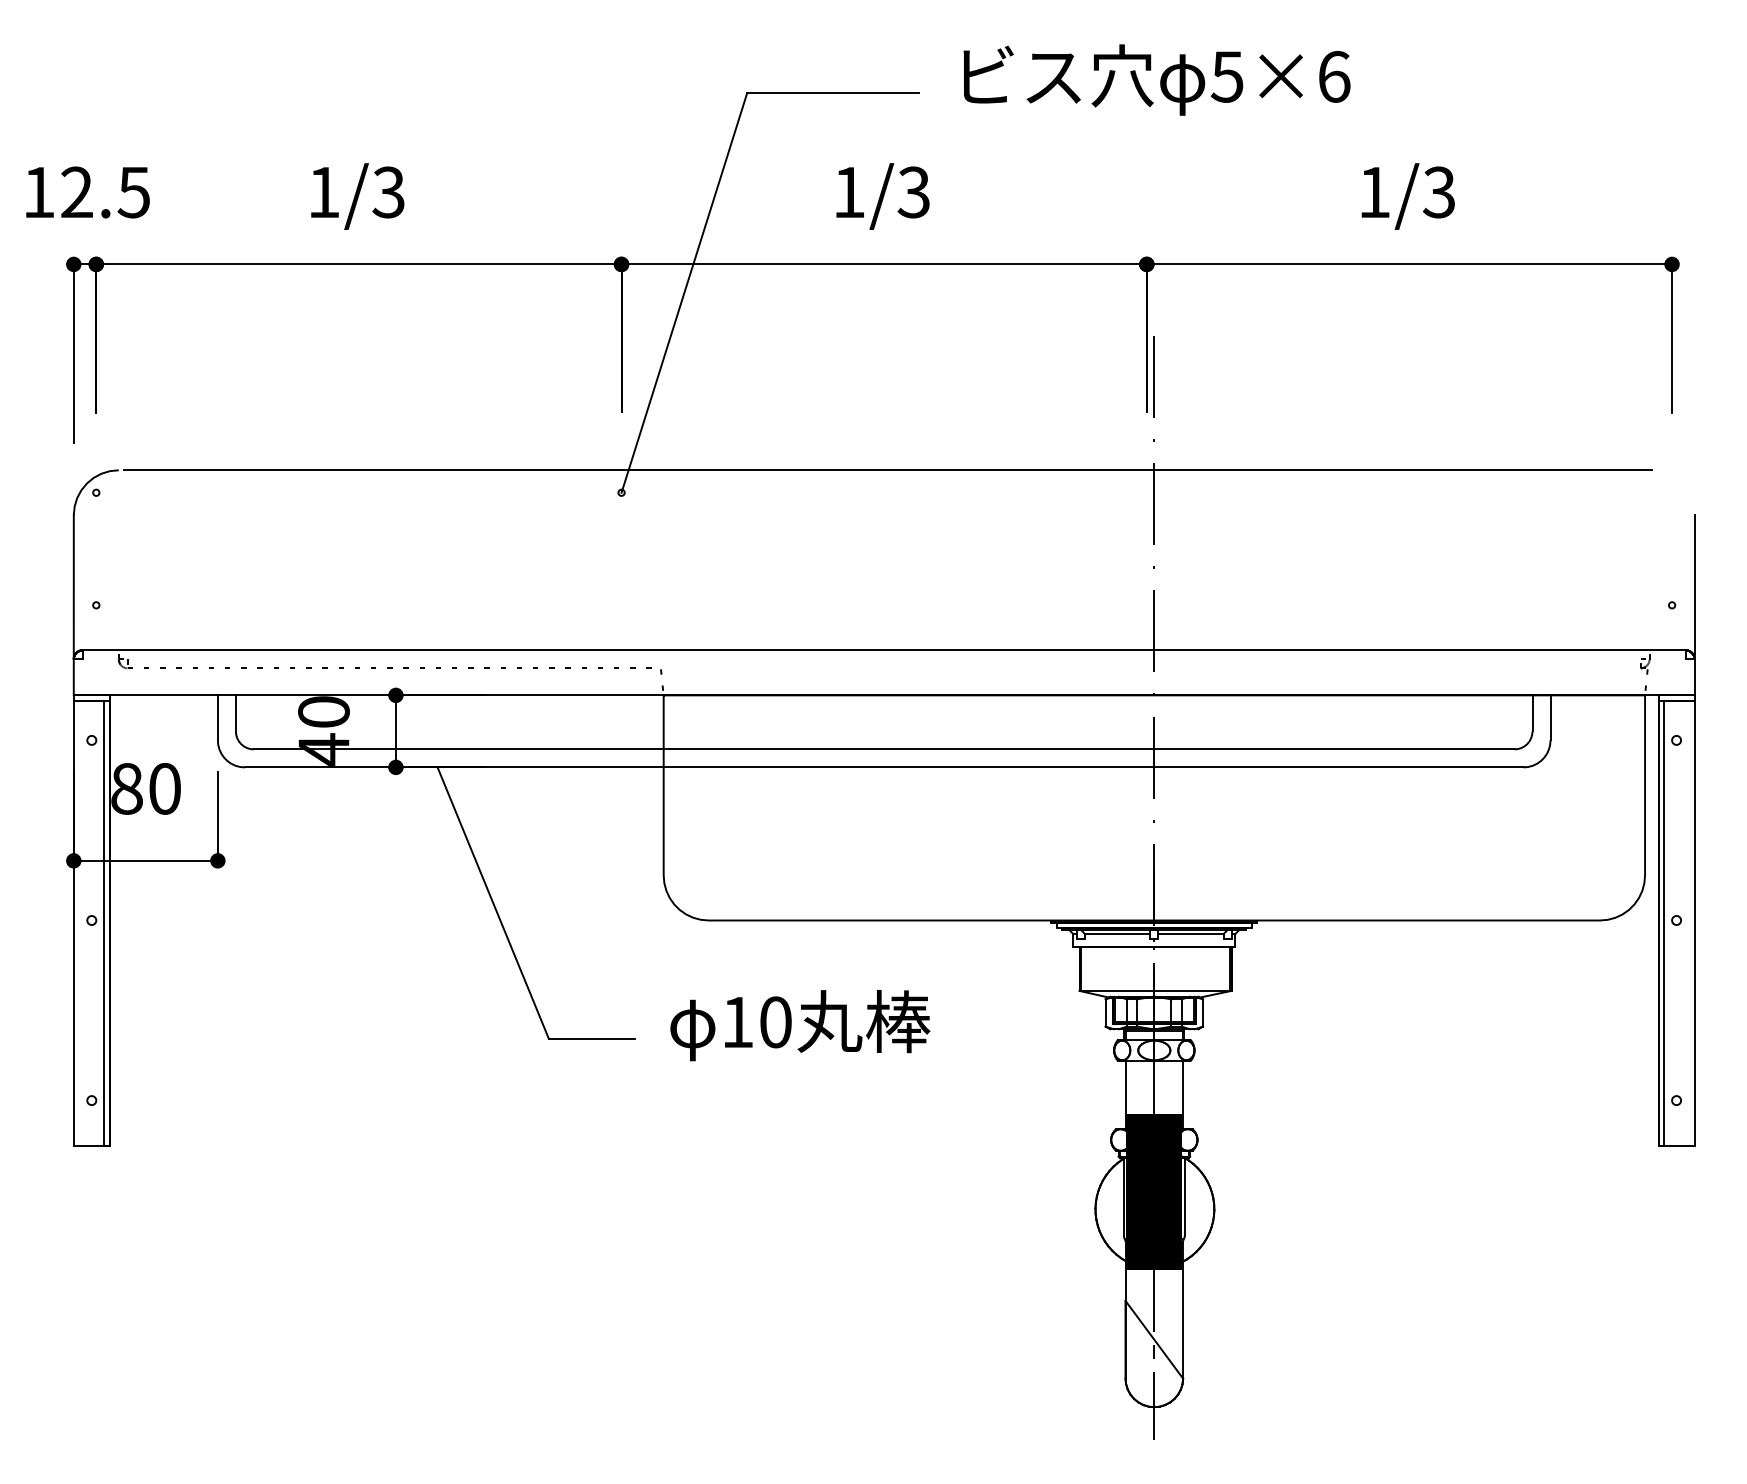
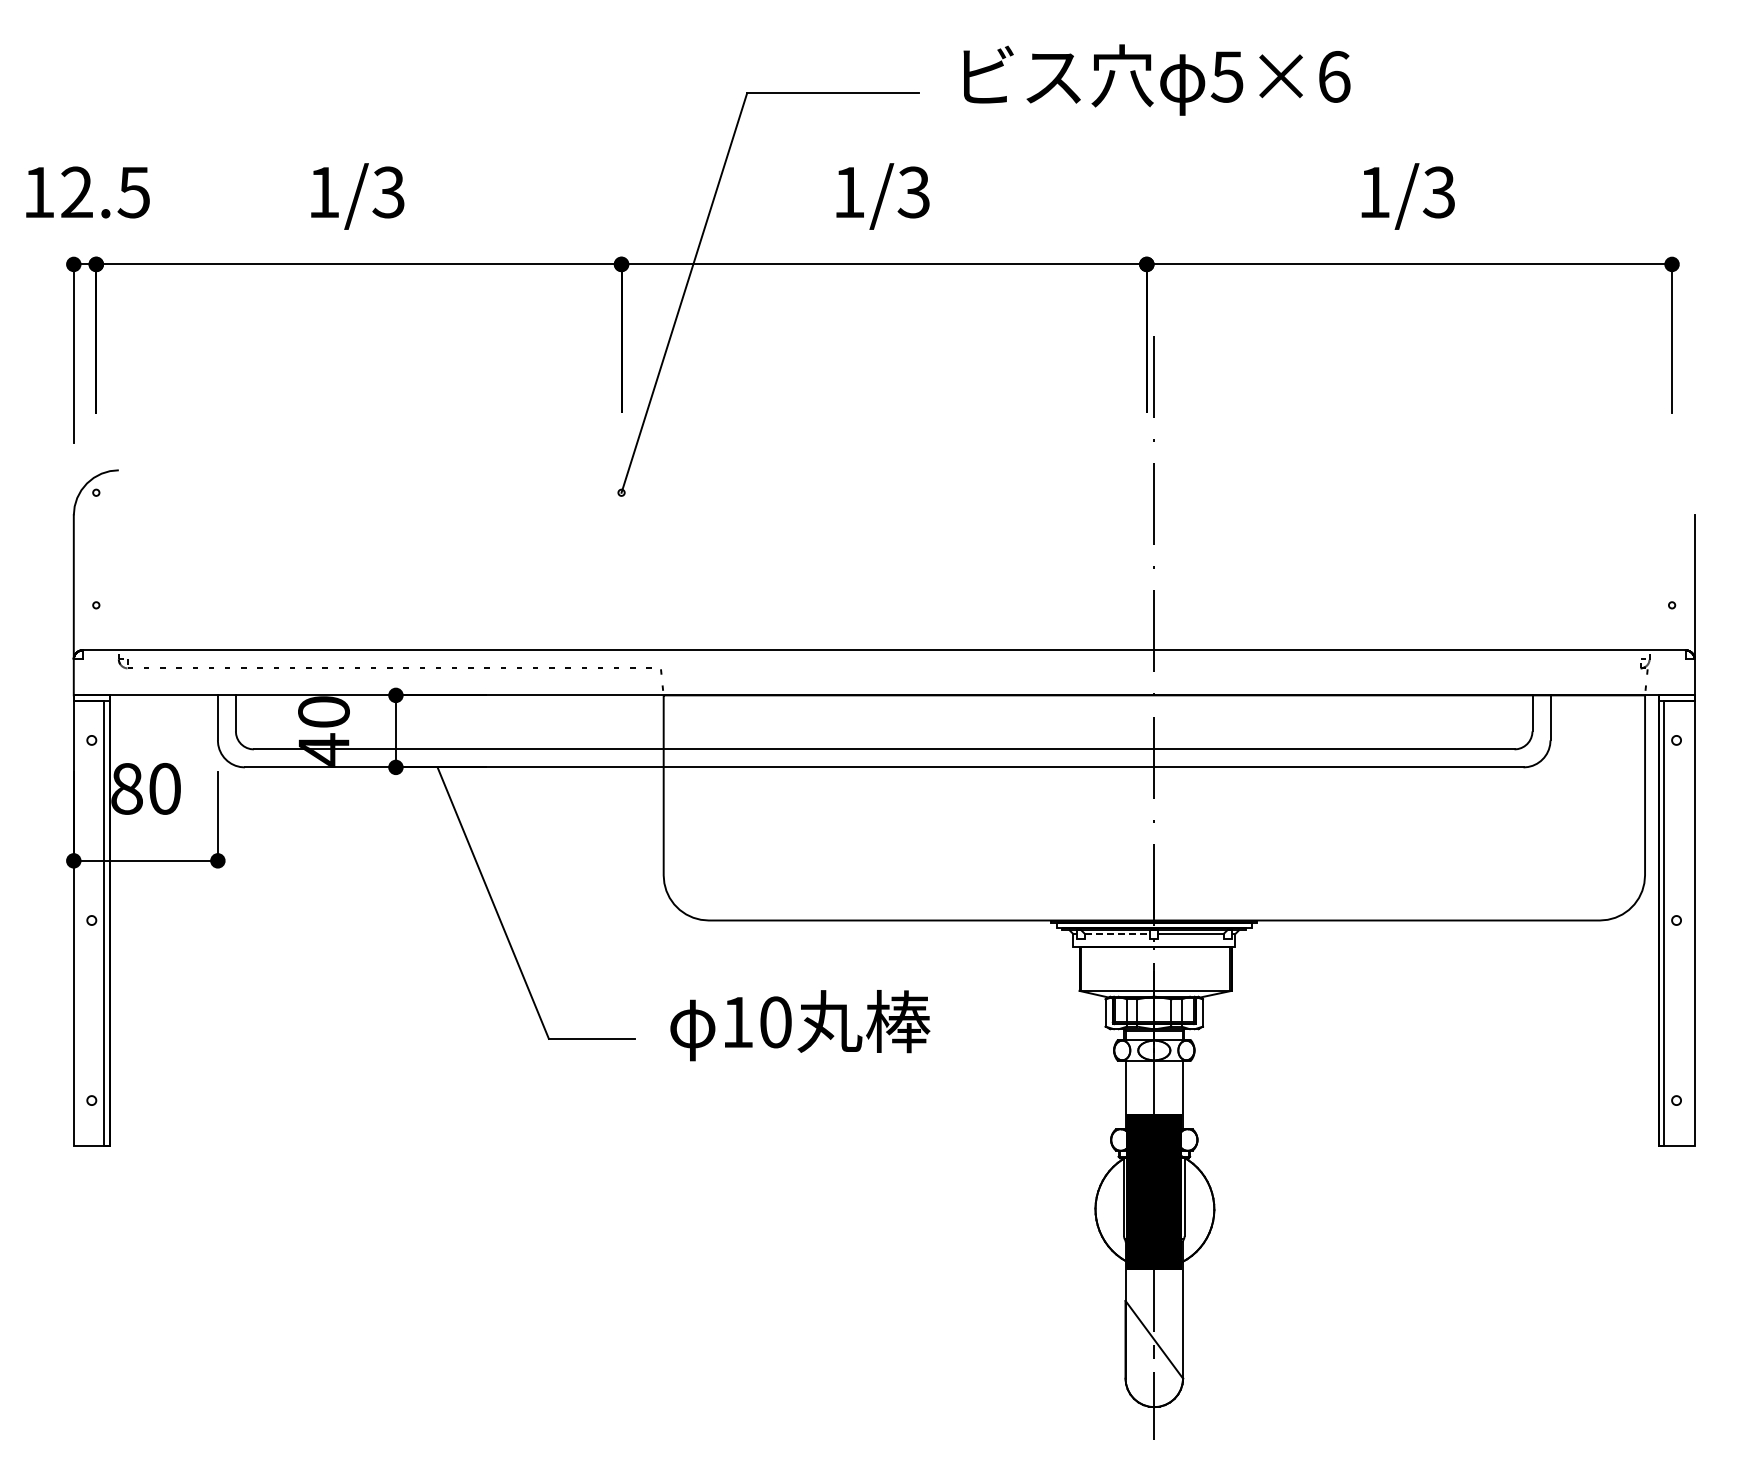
line: present -> none (887, 470)
line: solid -> dashed (1117, 934)
